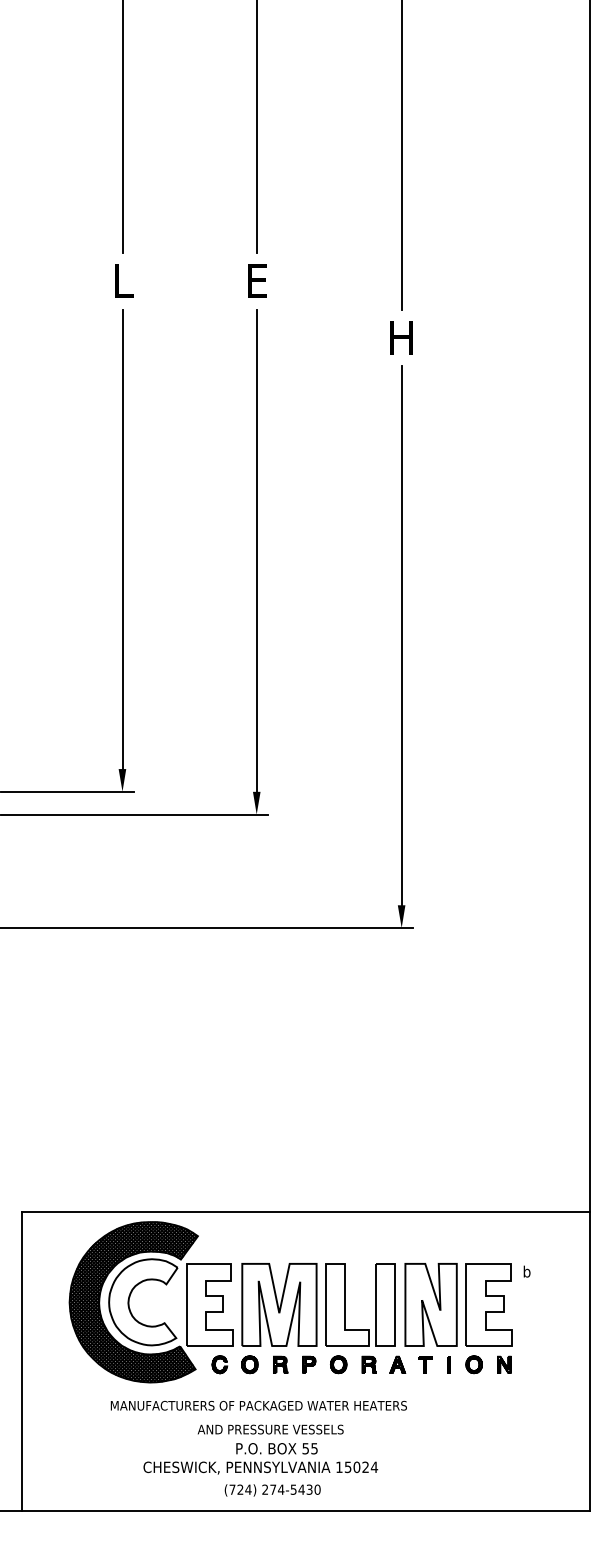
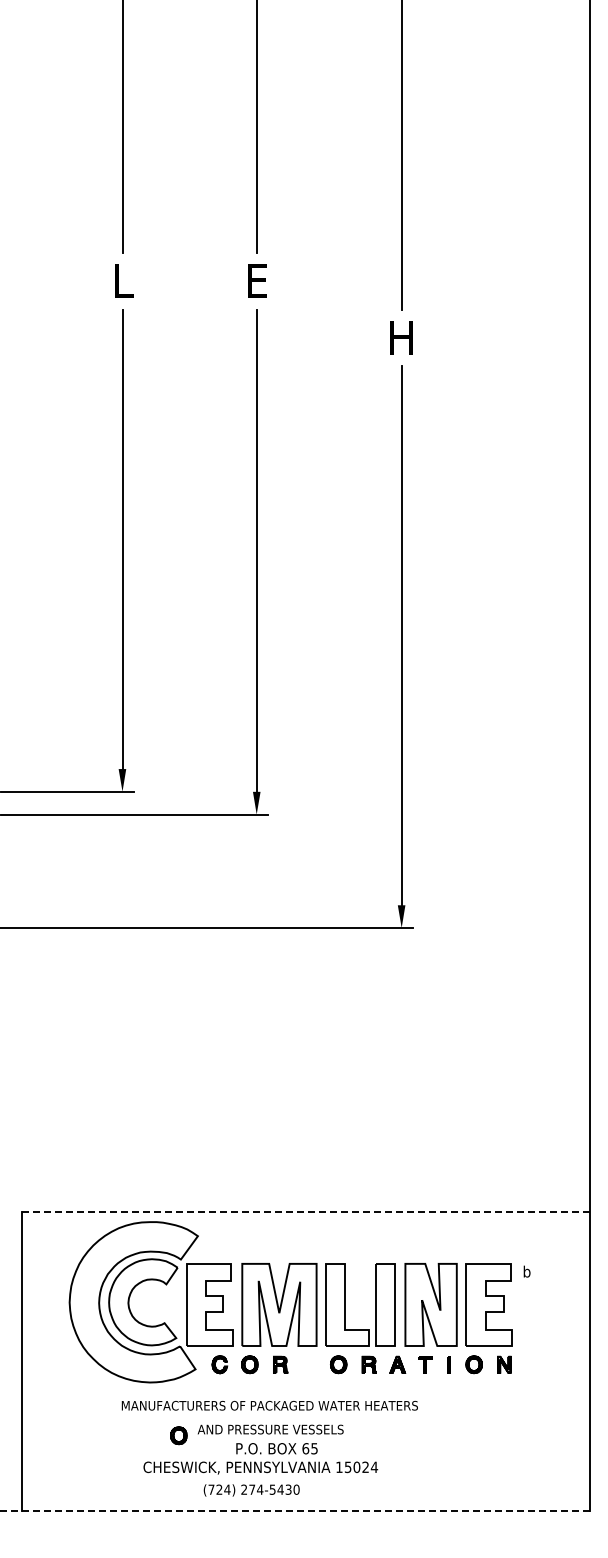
line: solid -> dashed (306, 1211)
hatch: present -> none (133, 1302)
part: present -> none (309, 1364)
text position: (258, 1405) -> (269, 1405) (269, 1405)
part: none -> present (178, 1435)
text: 55 -> 65 (305, 1448)
text position: (272, 1490) -> (251, 1490) (251, 1490)
line: solid -> dashed (294, 1511)
